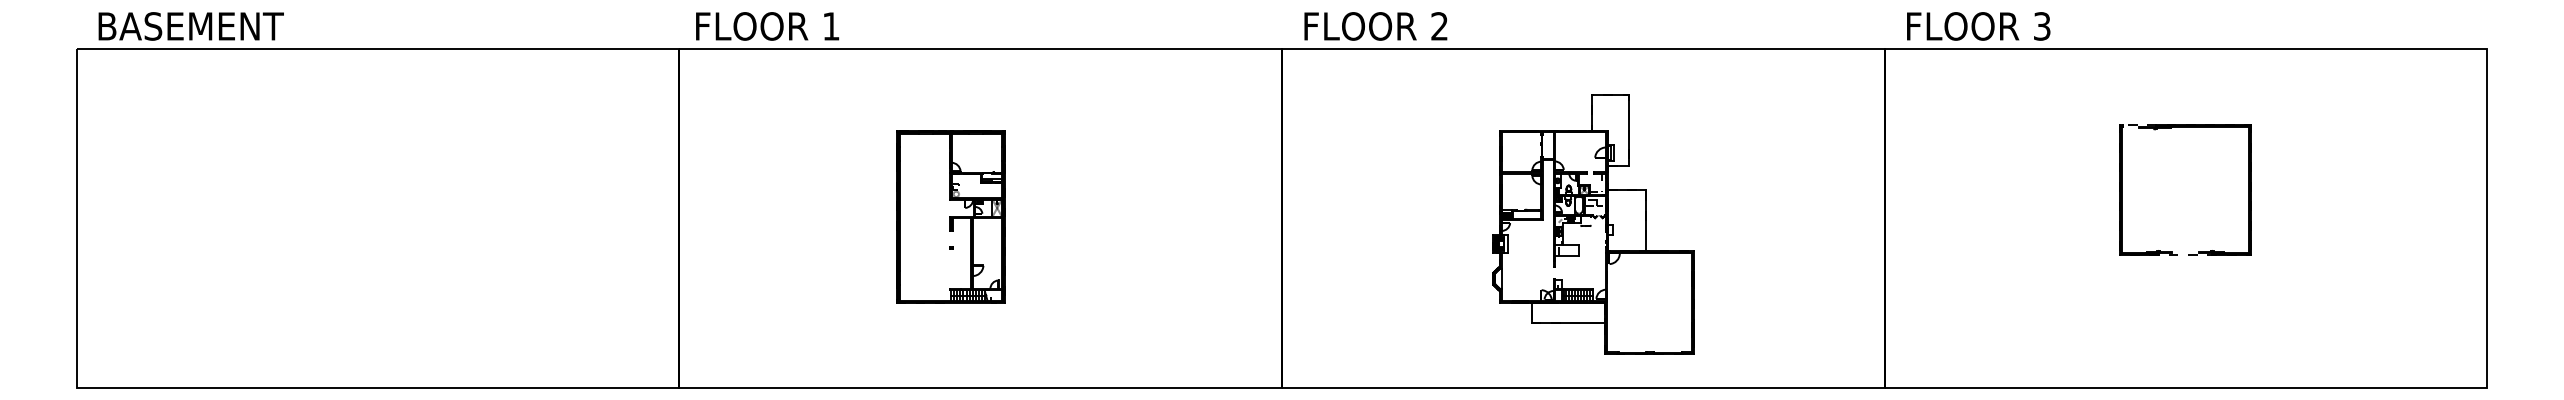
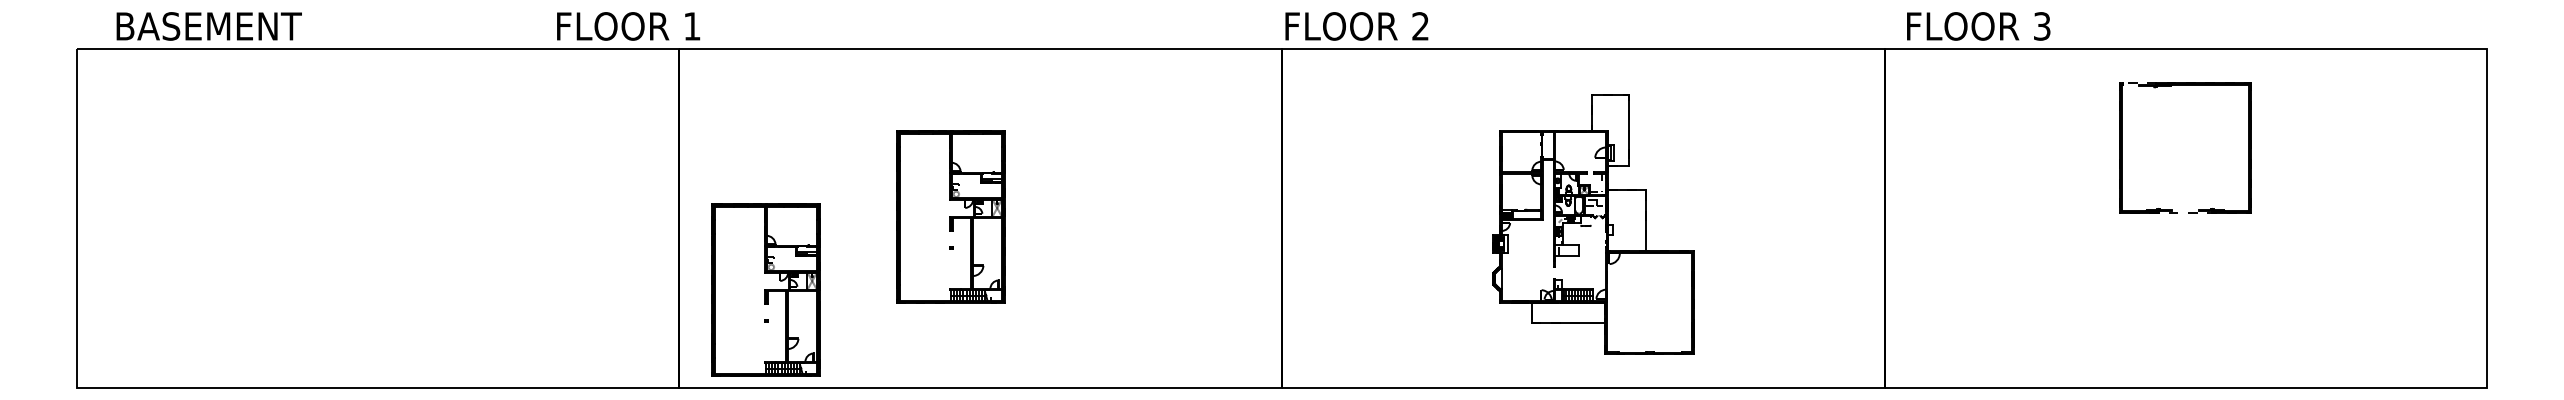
text position: (190, 26) -> (208, 26) (208, 26)
text position: (767, 26) -> (628, 26) (628, 26)
text position: (1375, 26) -> (1356, 26) (1356, 26)
part position: (2185, 127) -> (2185, 85) (2185, 85)
part: none -> present (765, 289)
